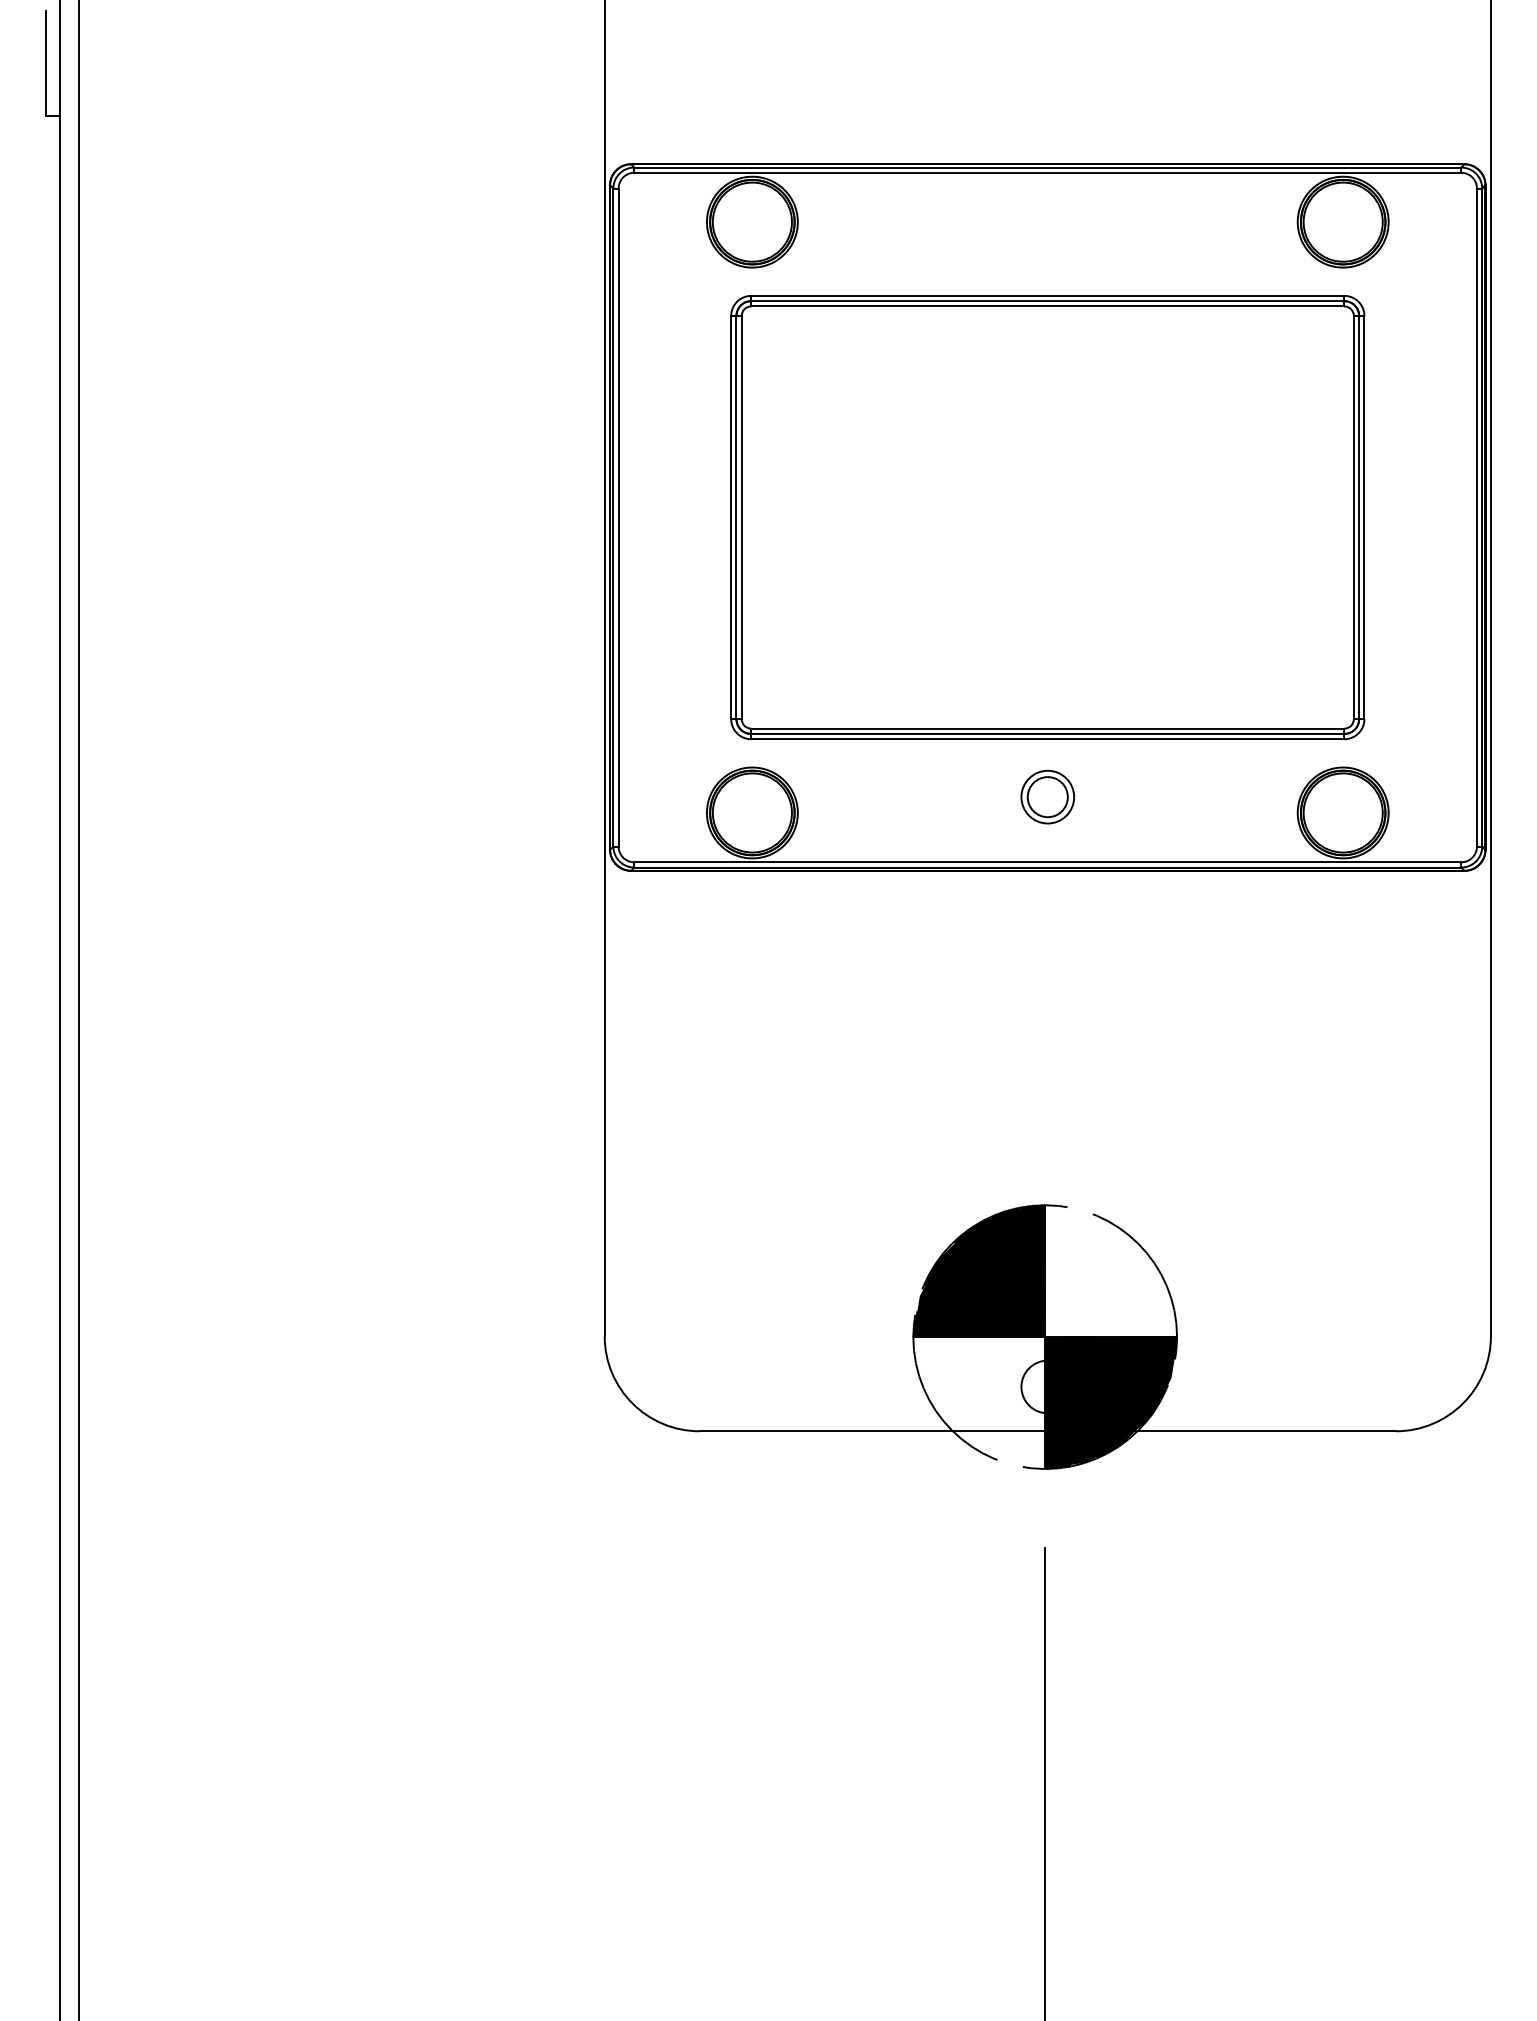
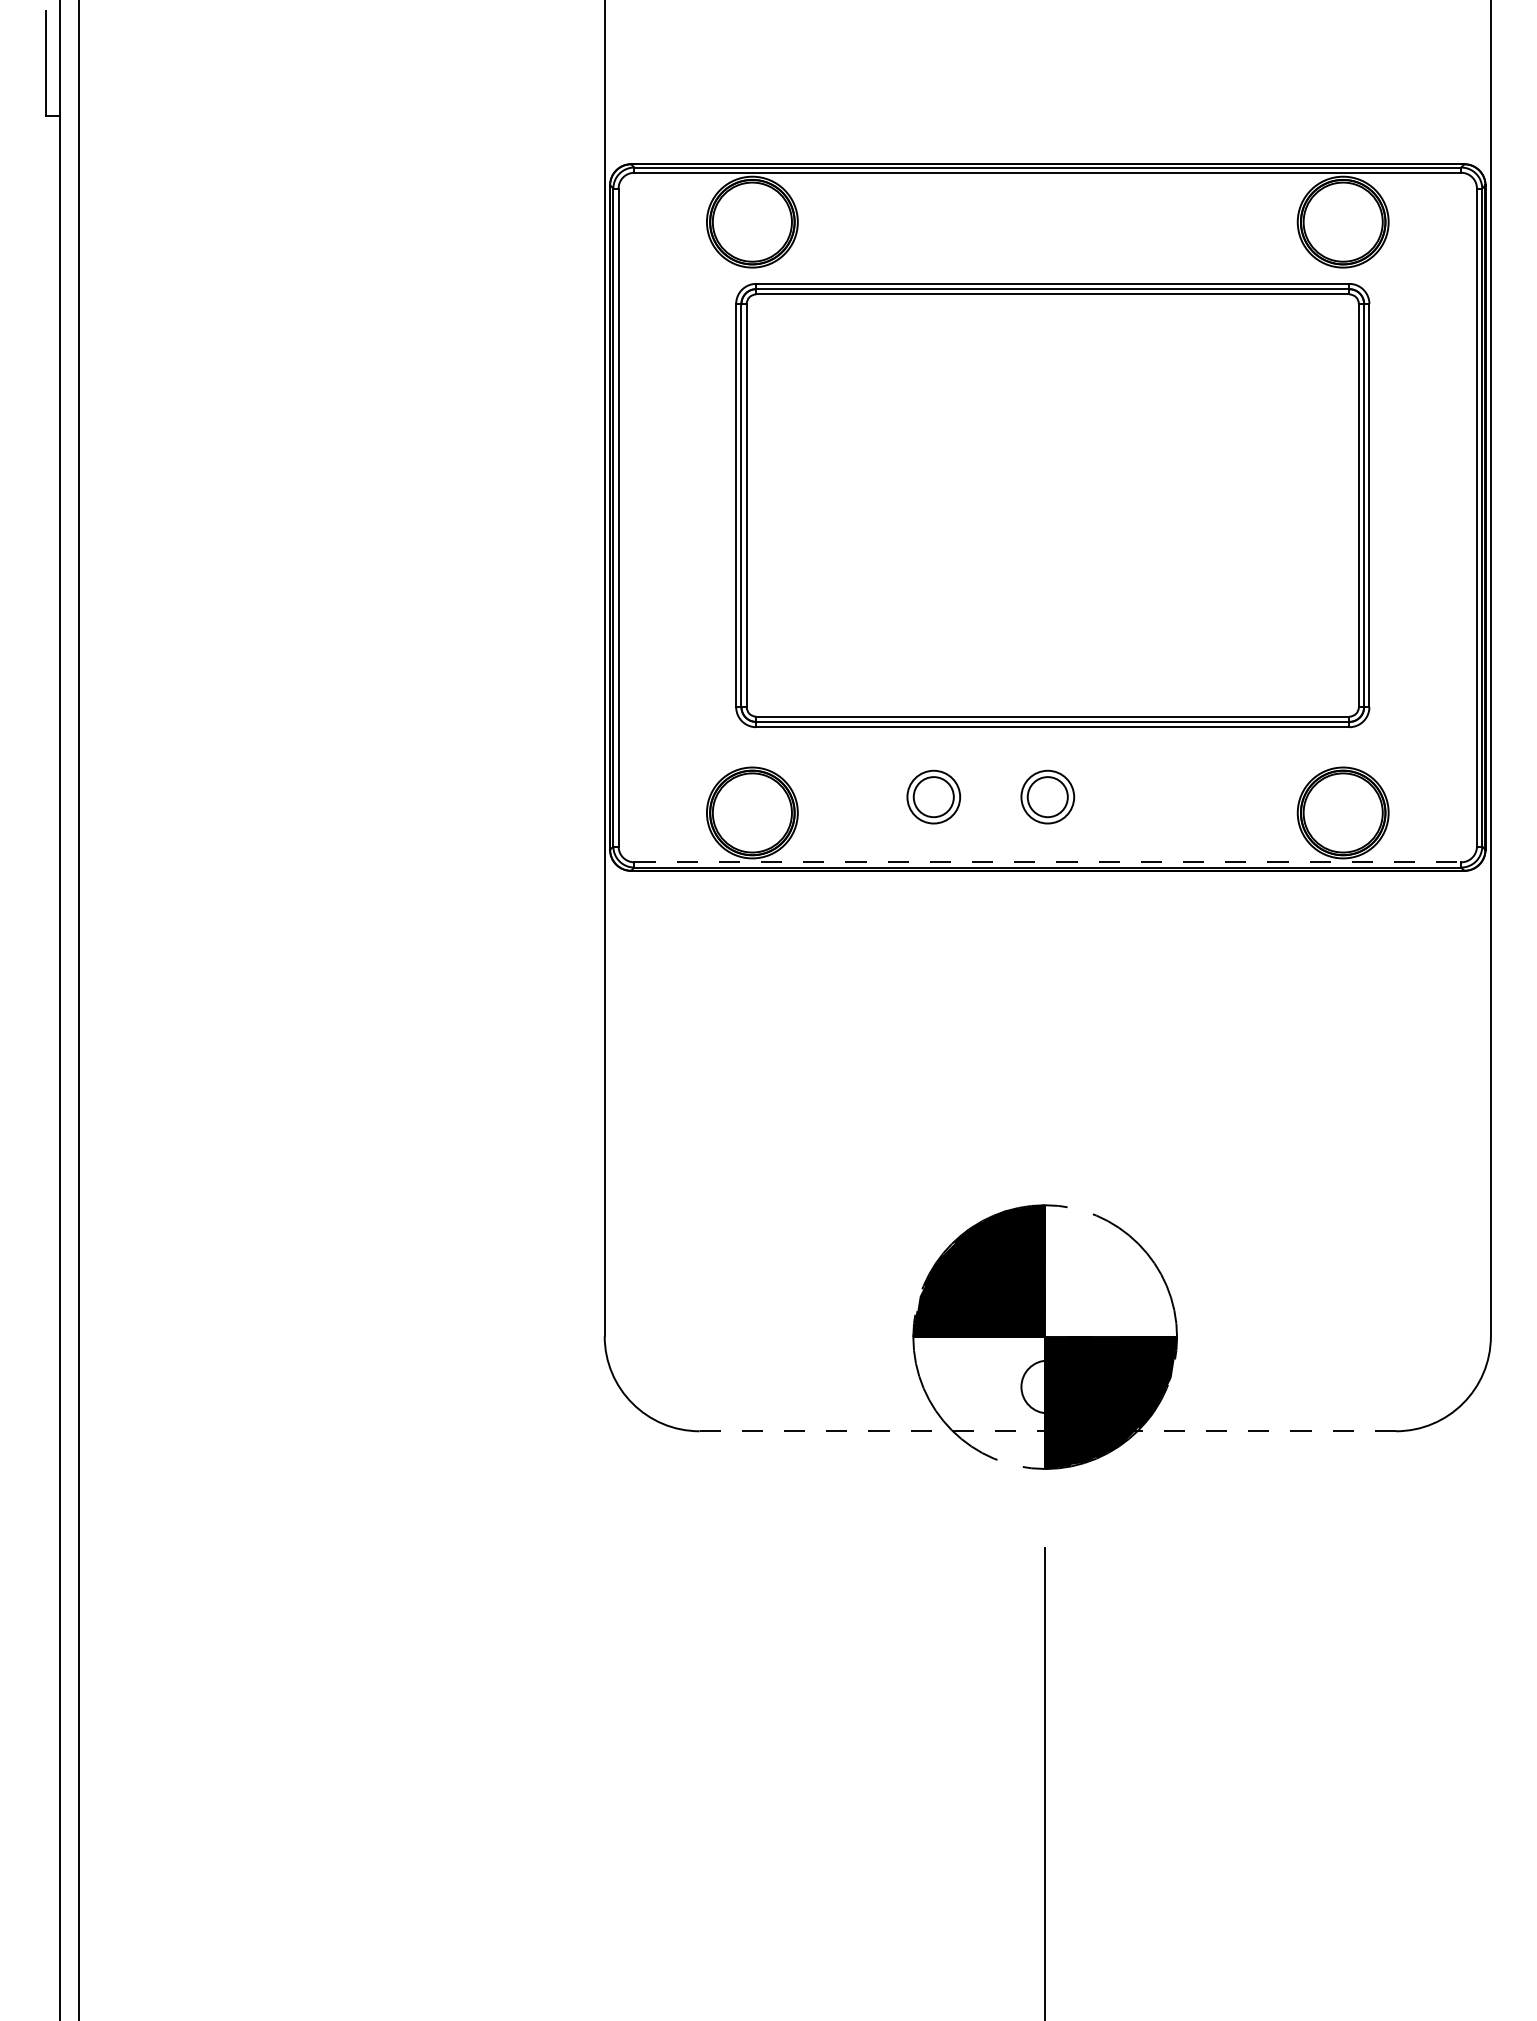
part position: (1047, 517) -> (1052, 505) (1052, 505)
part: none -> present (933, 796)
line: solid -> dashed (1048, 862)
line: solid -> dashed (1048, 1431)
